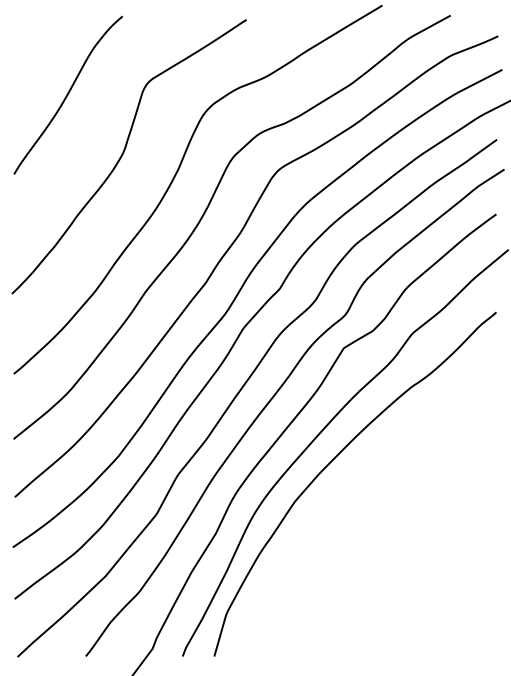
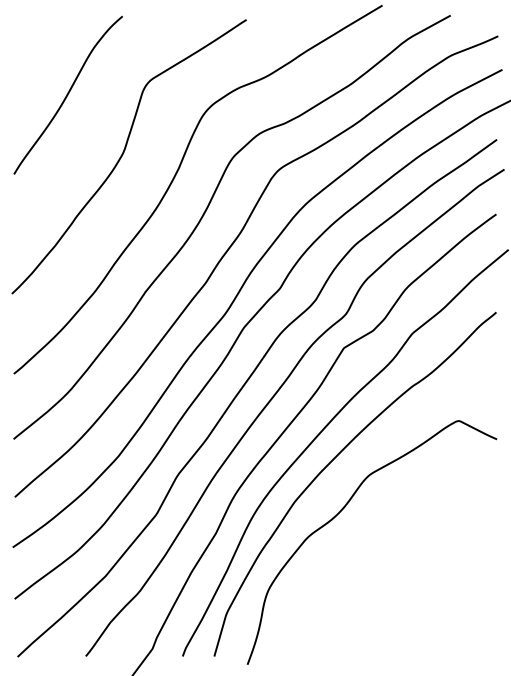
curve: none -> present (341, 511)
